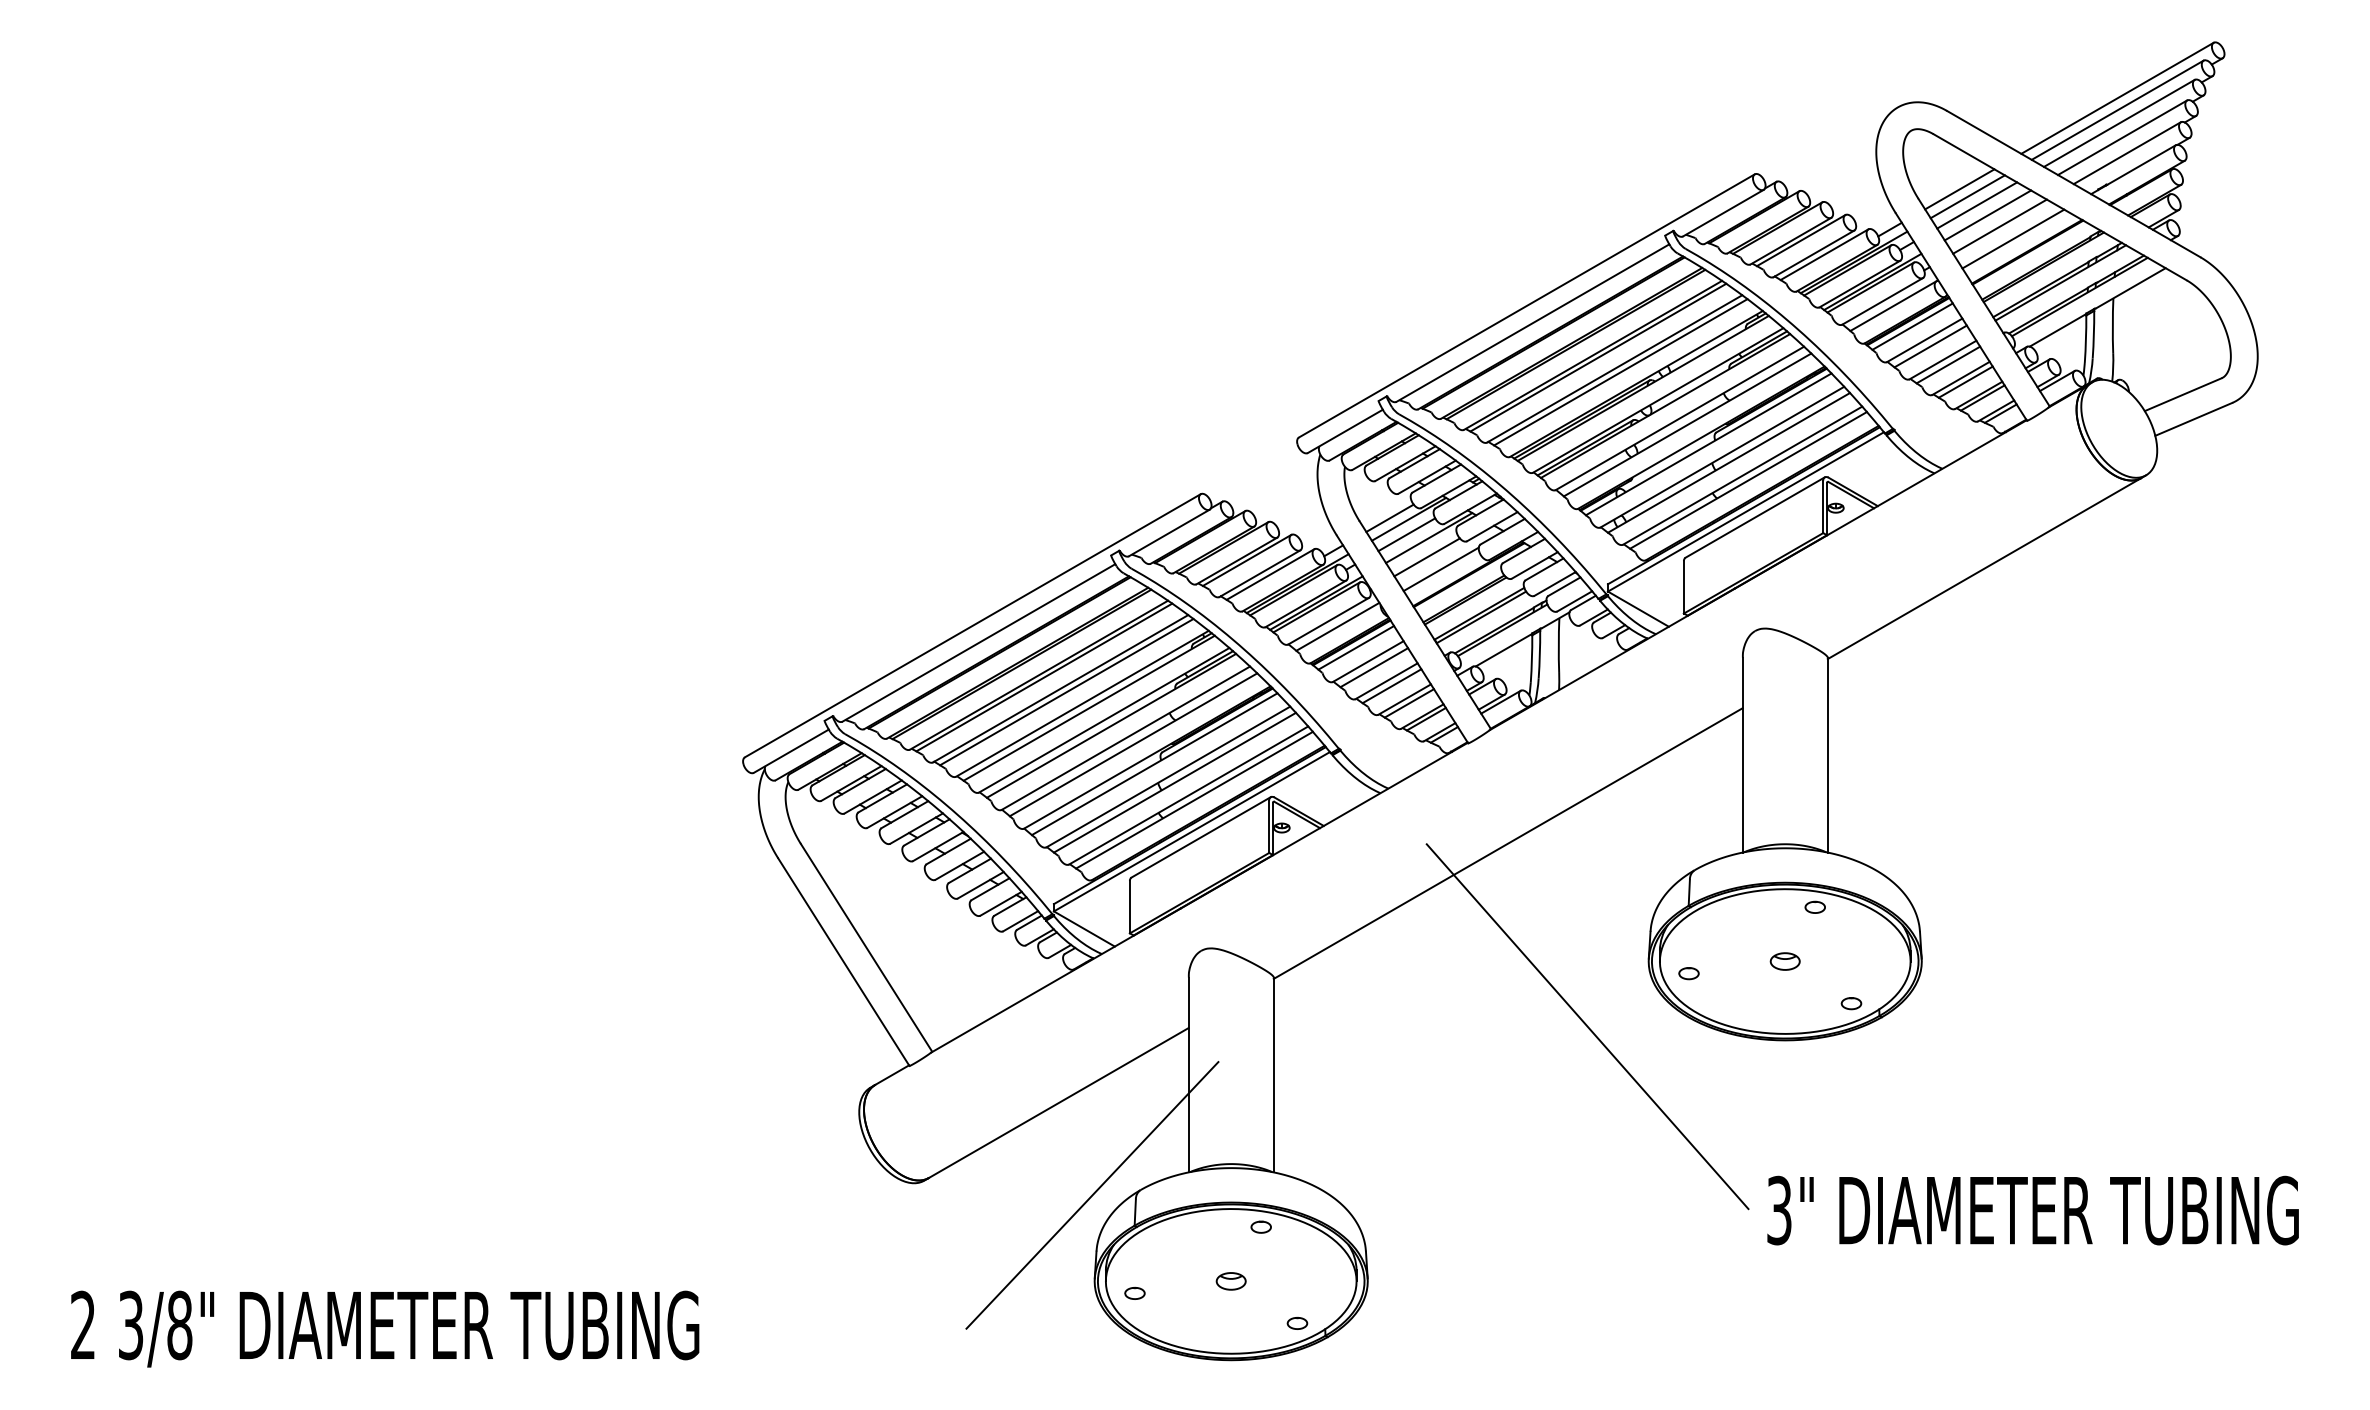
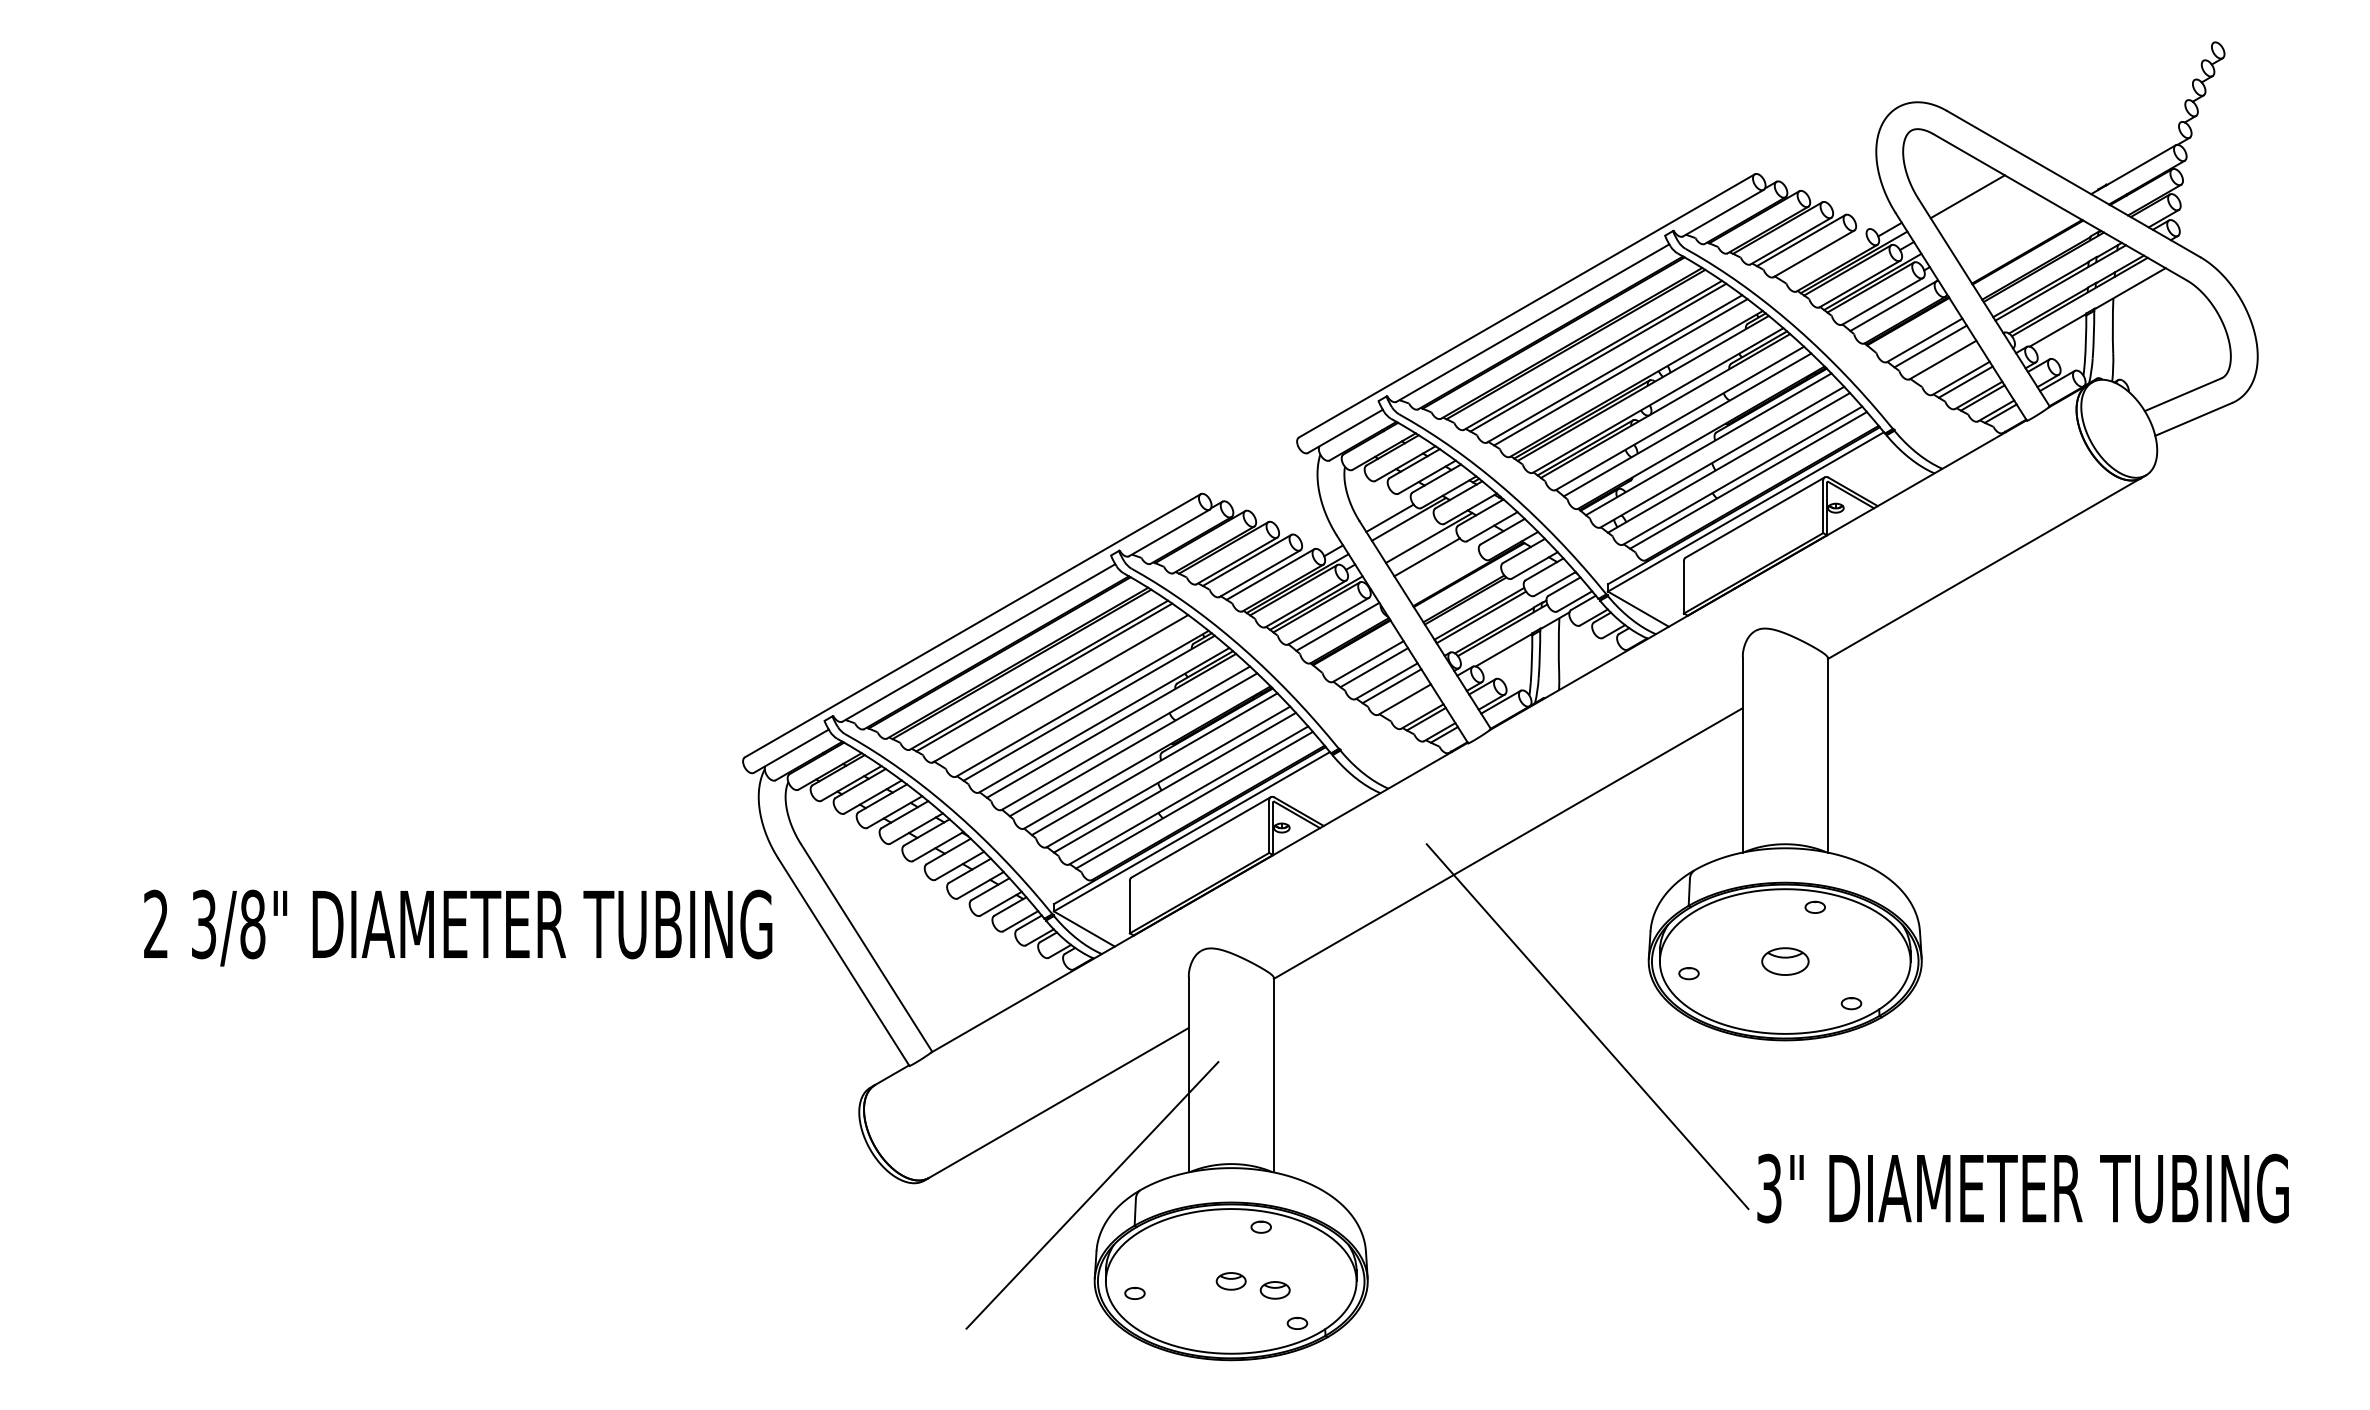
line: present -> none (2117, 97)
line: present -> none (2117, 109)
line: present -> none (2118, 122)
line: present -> none (2122, 137)
line: present -> none (2126, 153)
line: present -> none (1959, 189)
line: present -> none (1977, 205)
line: present -> none (1987, 215)
line: present -> none (1999, 226)
line: present -> none (2013, 238)
line: present -> none (1824, 254)
line: present -> none (1912, 326)
line: present -> none (1948, 364)
line: present -> none (1406, 534)
line: present -> none (1440, 569)
line: present -> none (1356, 647)
line: present -> none (1066, 691)
line: present -> none (1408, 703)
part size: 32x19 px -> 49x29 px (1785, 961)
text position: (2032, 1210) -> (2022, 1188) (2022, 1188)
part: none -> present (1274, 1290)
text position: (385, 1328) -> (458, 927) (458, 927)
